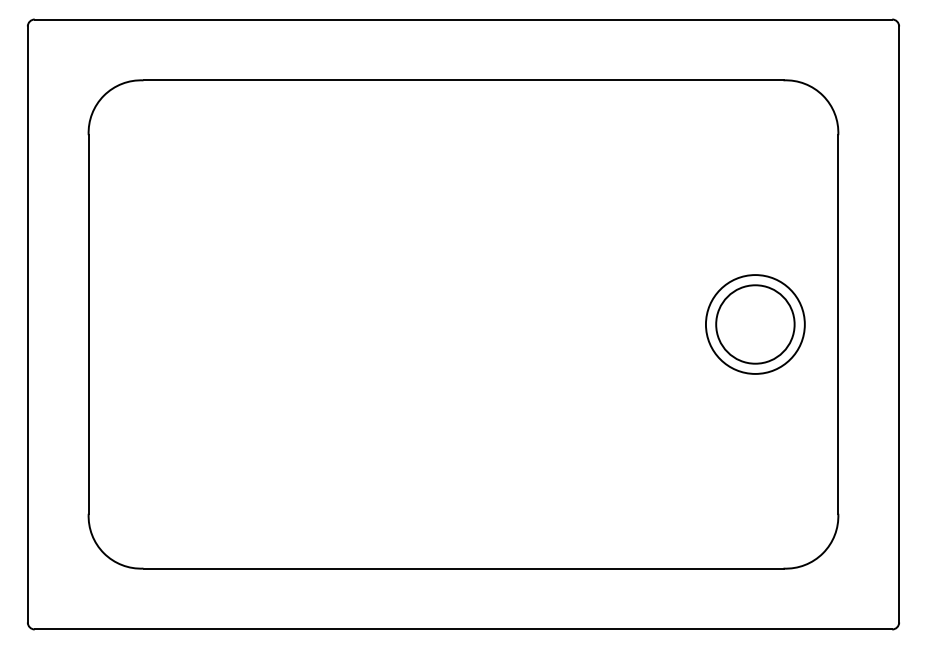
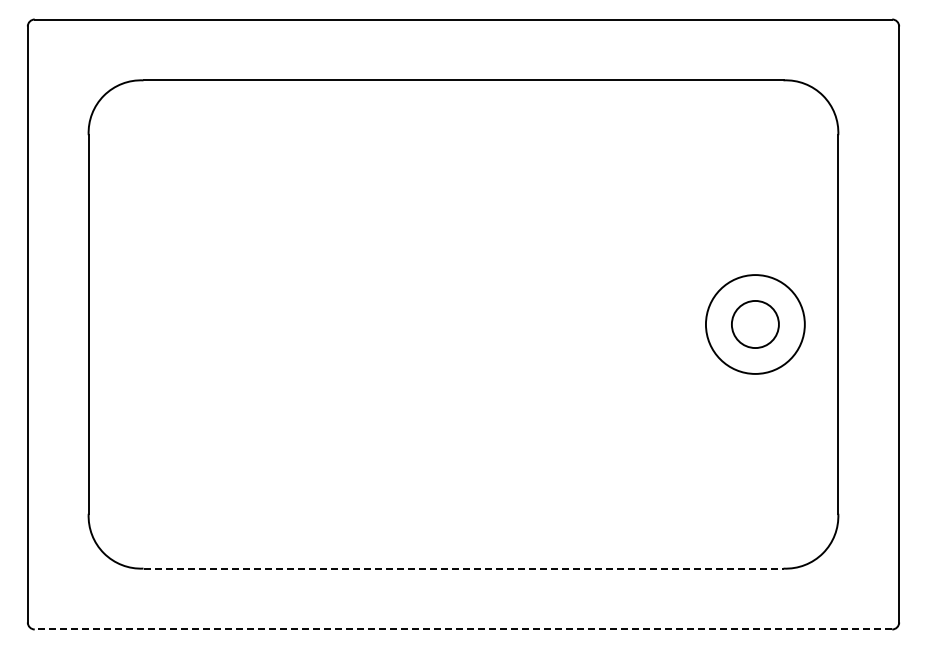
circle diameter: 78 px -> 47 px (754, 324)
line: solid -> dashed (463, 568)
line: solid -> dashed (463, 629)
